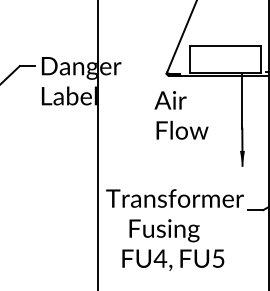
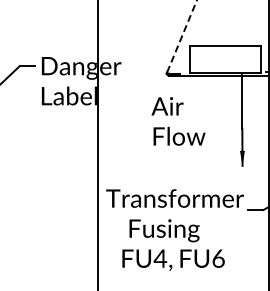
line: solid -> dashed (182, 36)
text position: (181, 115) -> (178, 121) (178, 121)
text: FU5 -> FU6 (218, 258)
